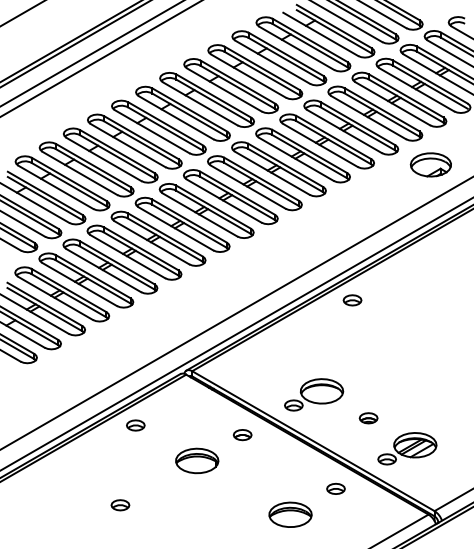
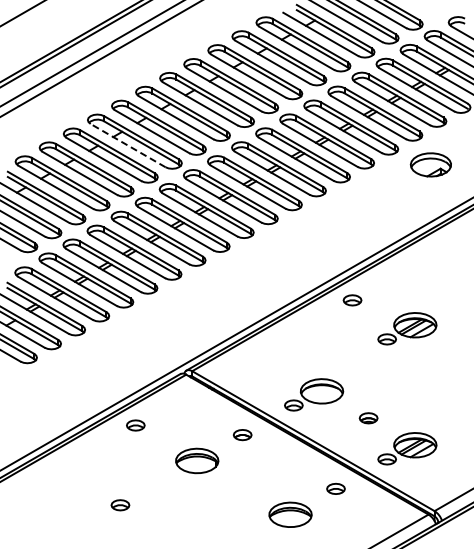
line: solid -> dashed (127, 145)
line: present -> none (236, 313)
part: none -> present (407, 328)
